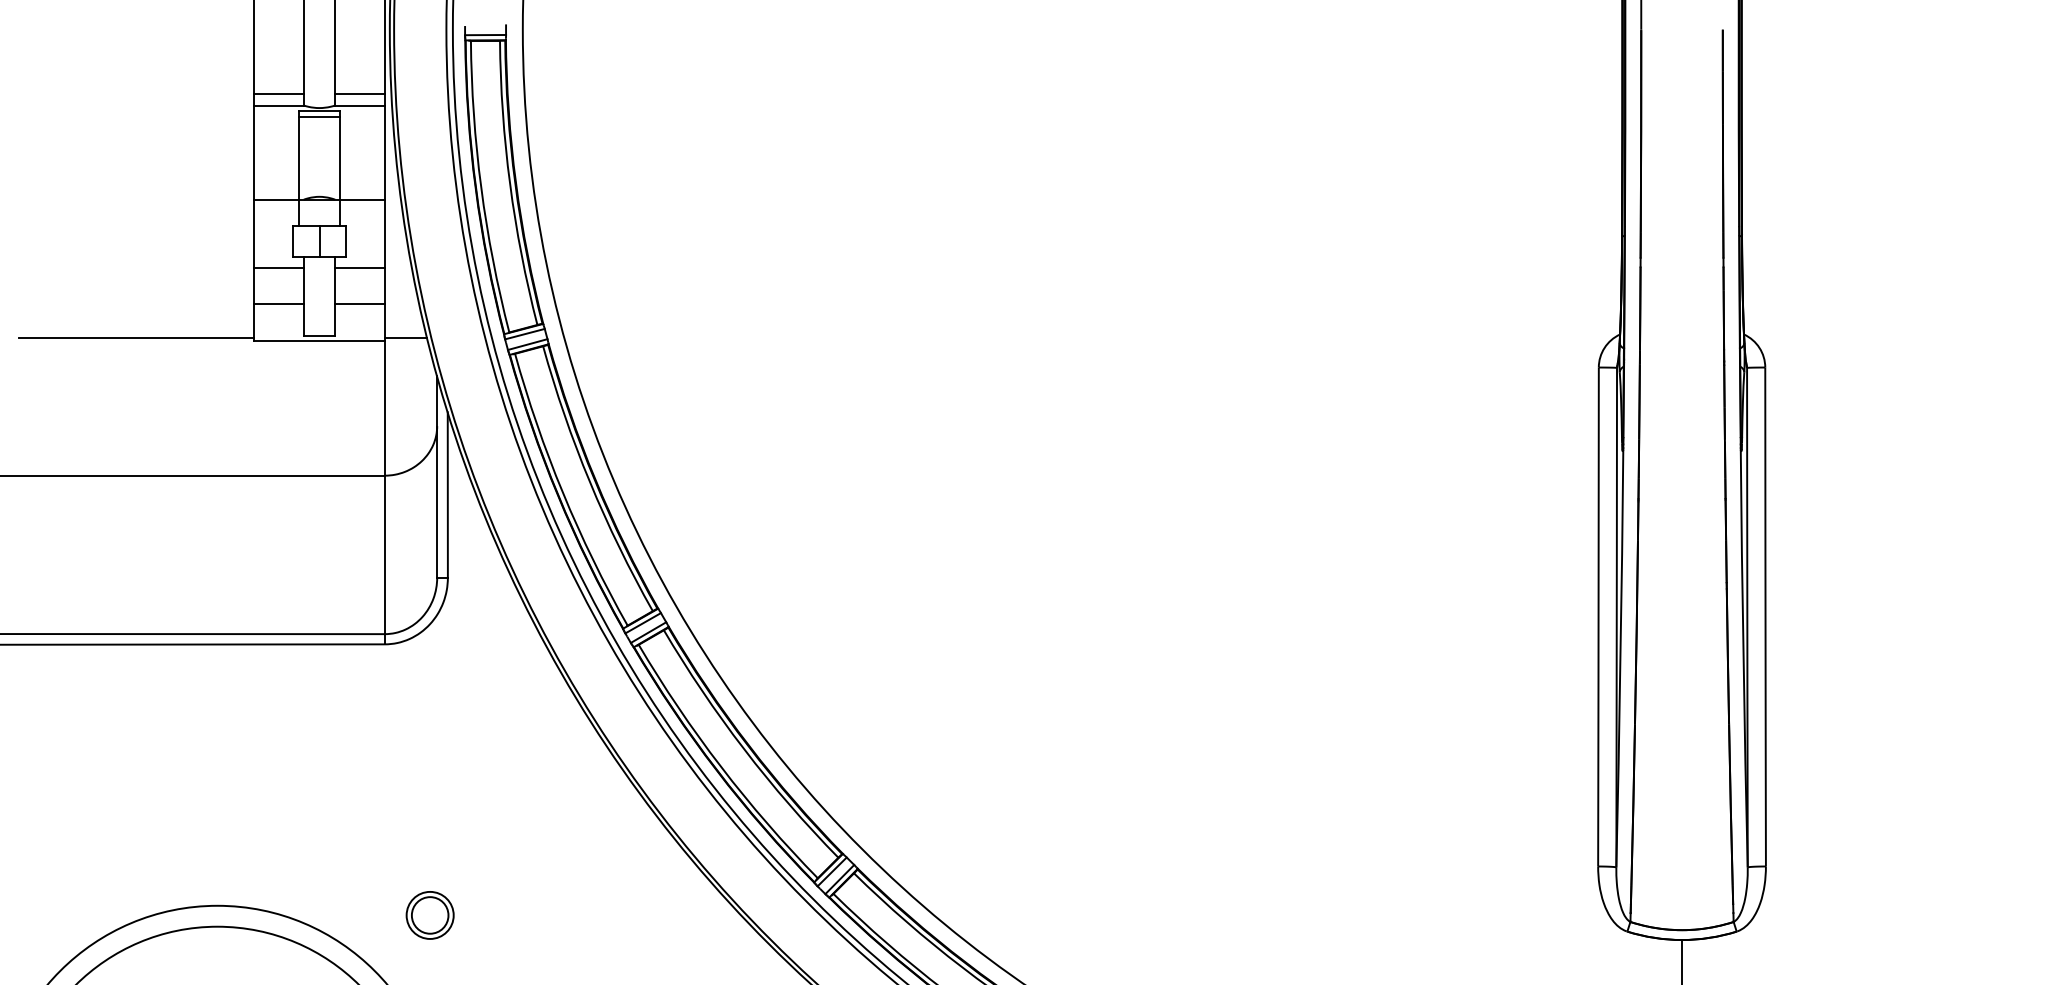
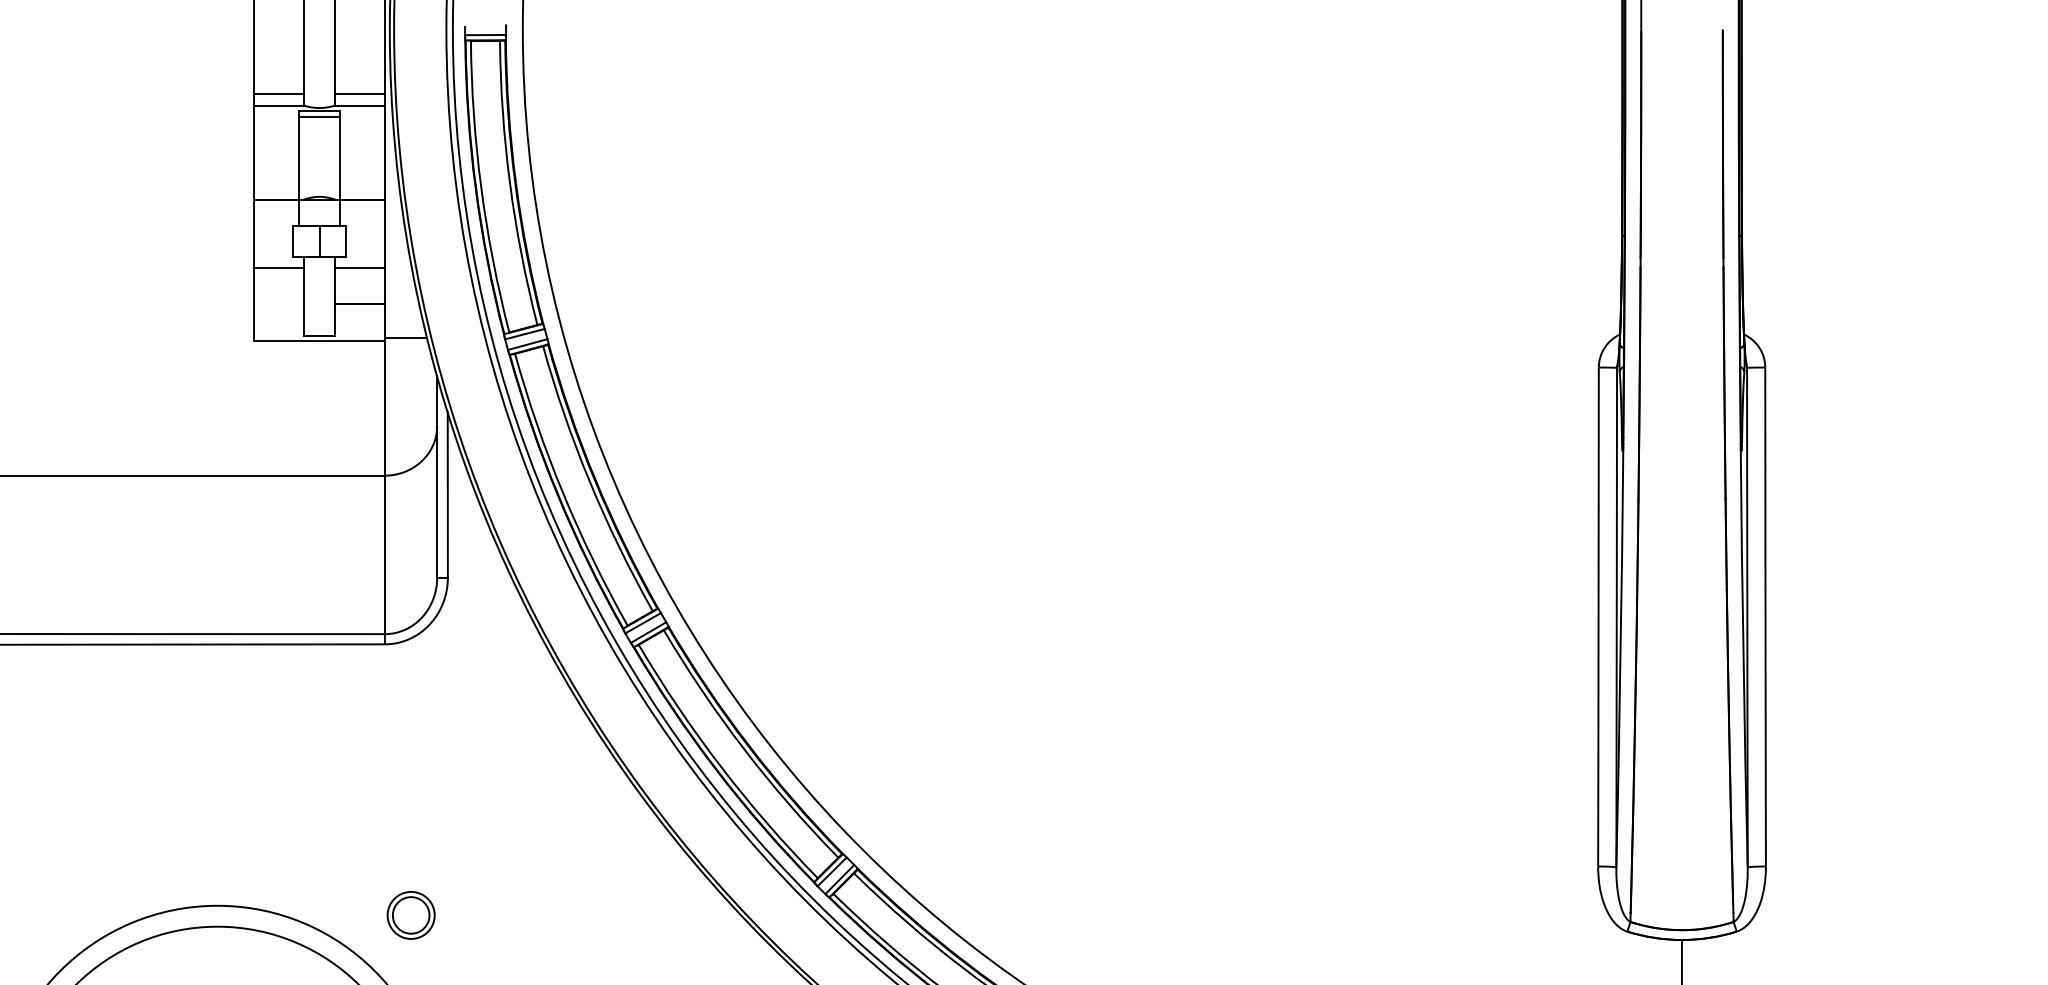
line: present -> none (278, 303)
line: present -> none (136, 338)
part position: (429, 915) -> (410, 915) (410, 915)
